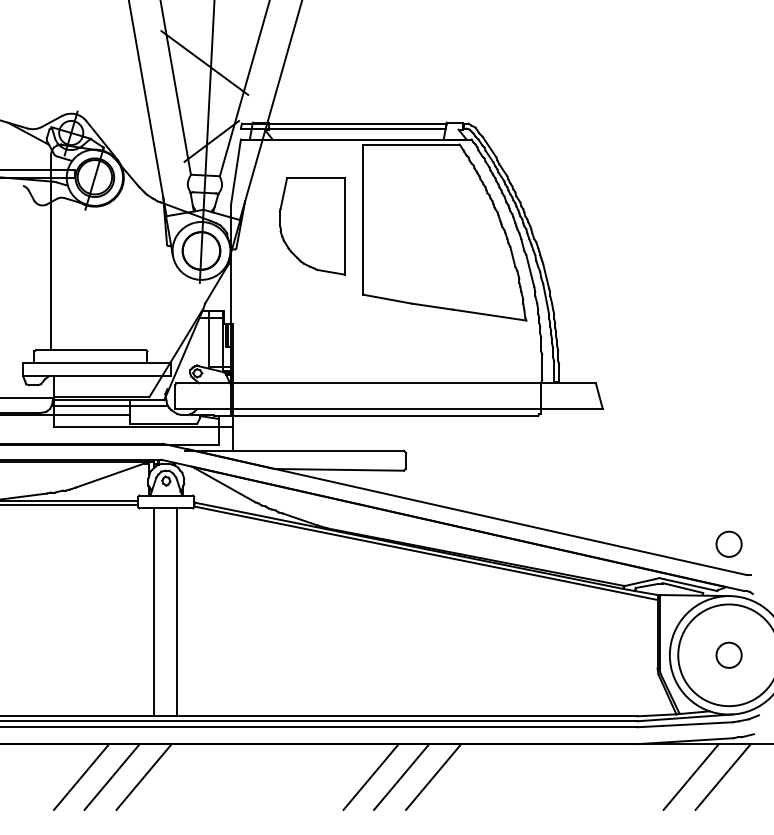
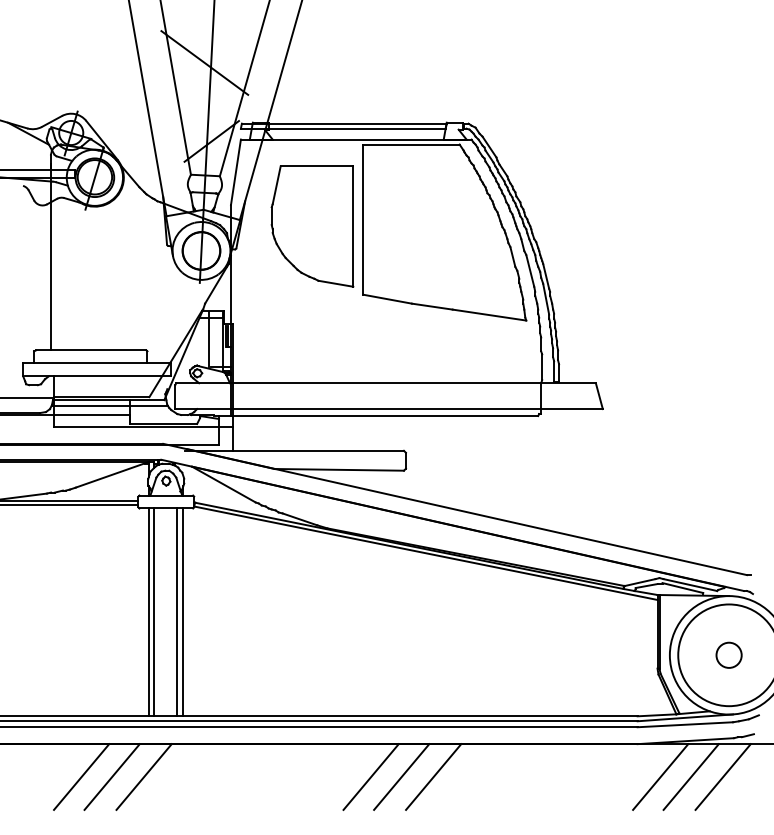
part size: 69x99 px -> 85x123 px (312, 226)
circle: present -> none (728, 543)
line: none -> present (149, 612)
line: none -> present (183, 612)
line: none -> present (660, 776)
